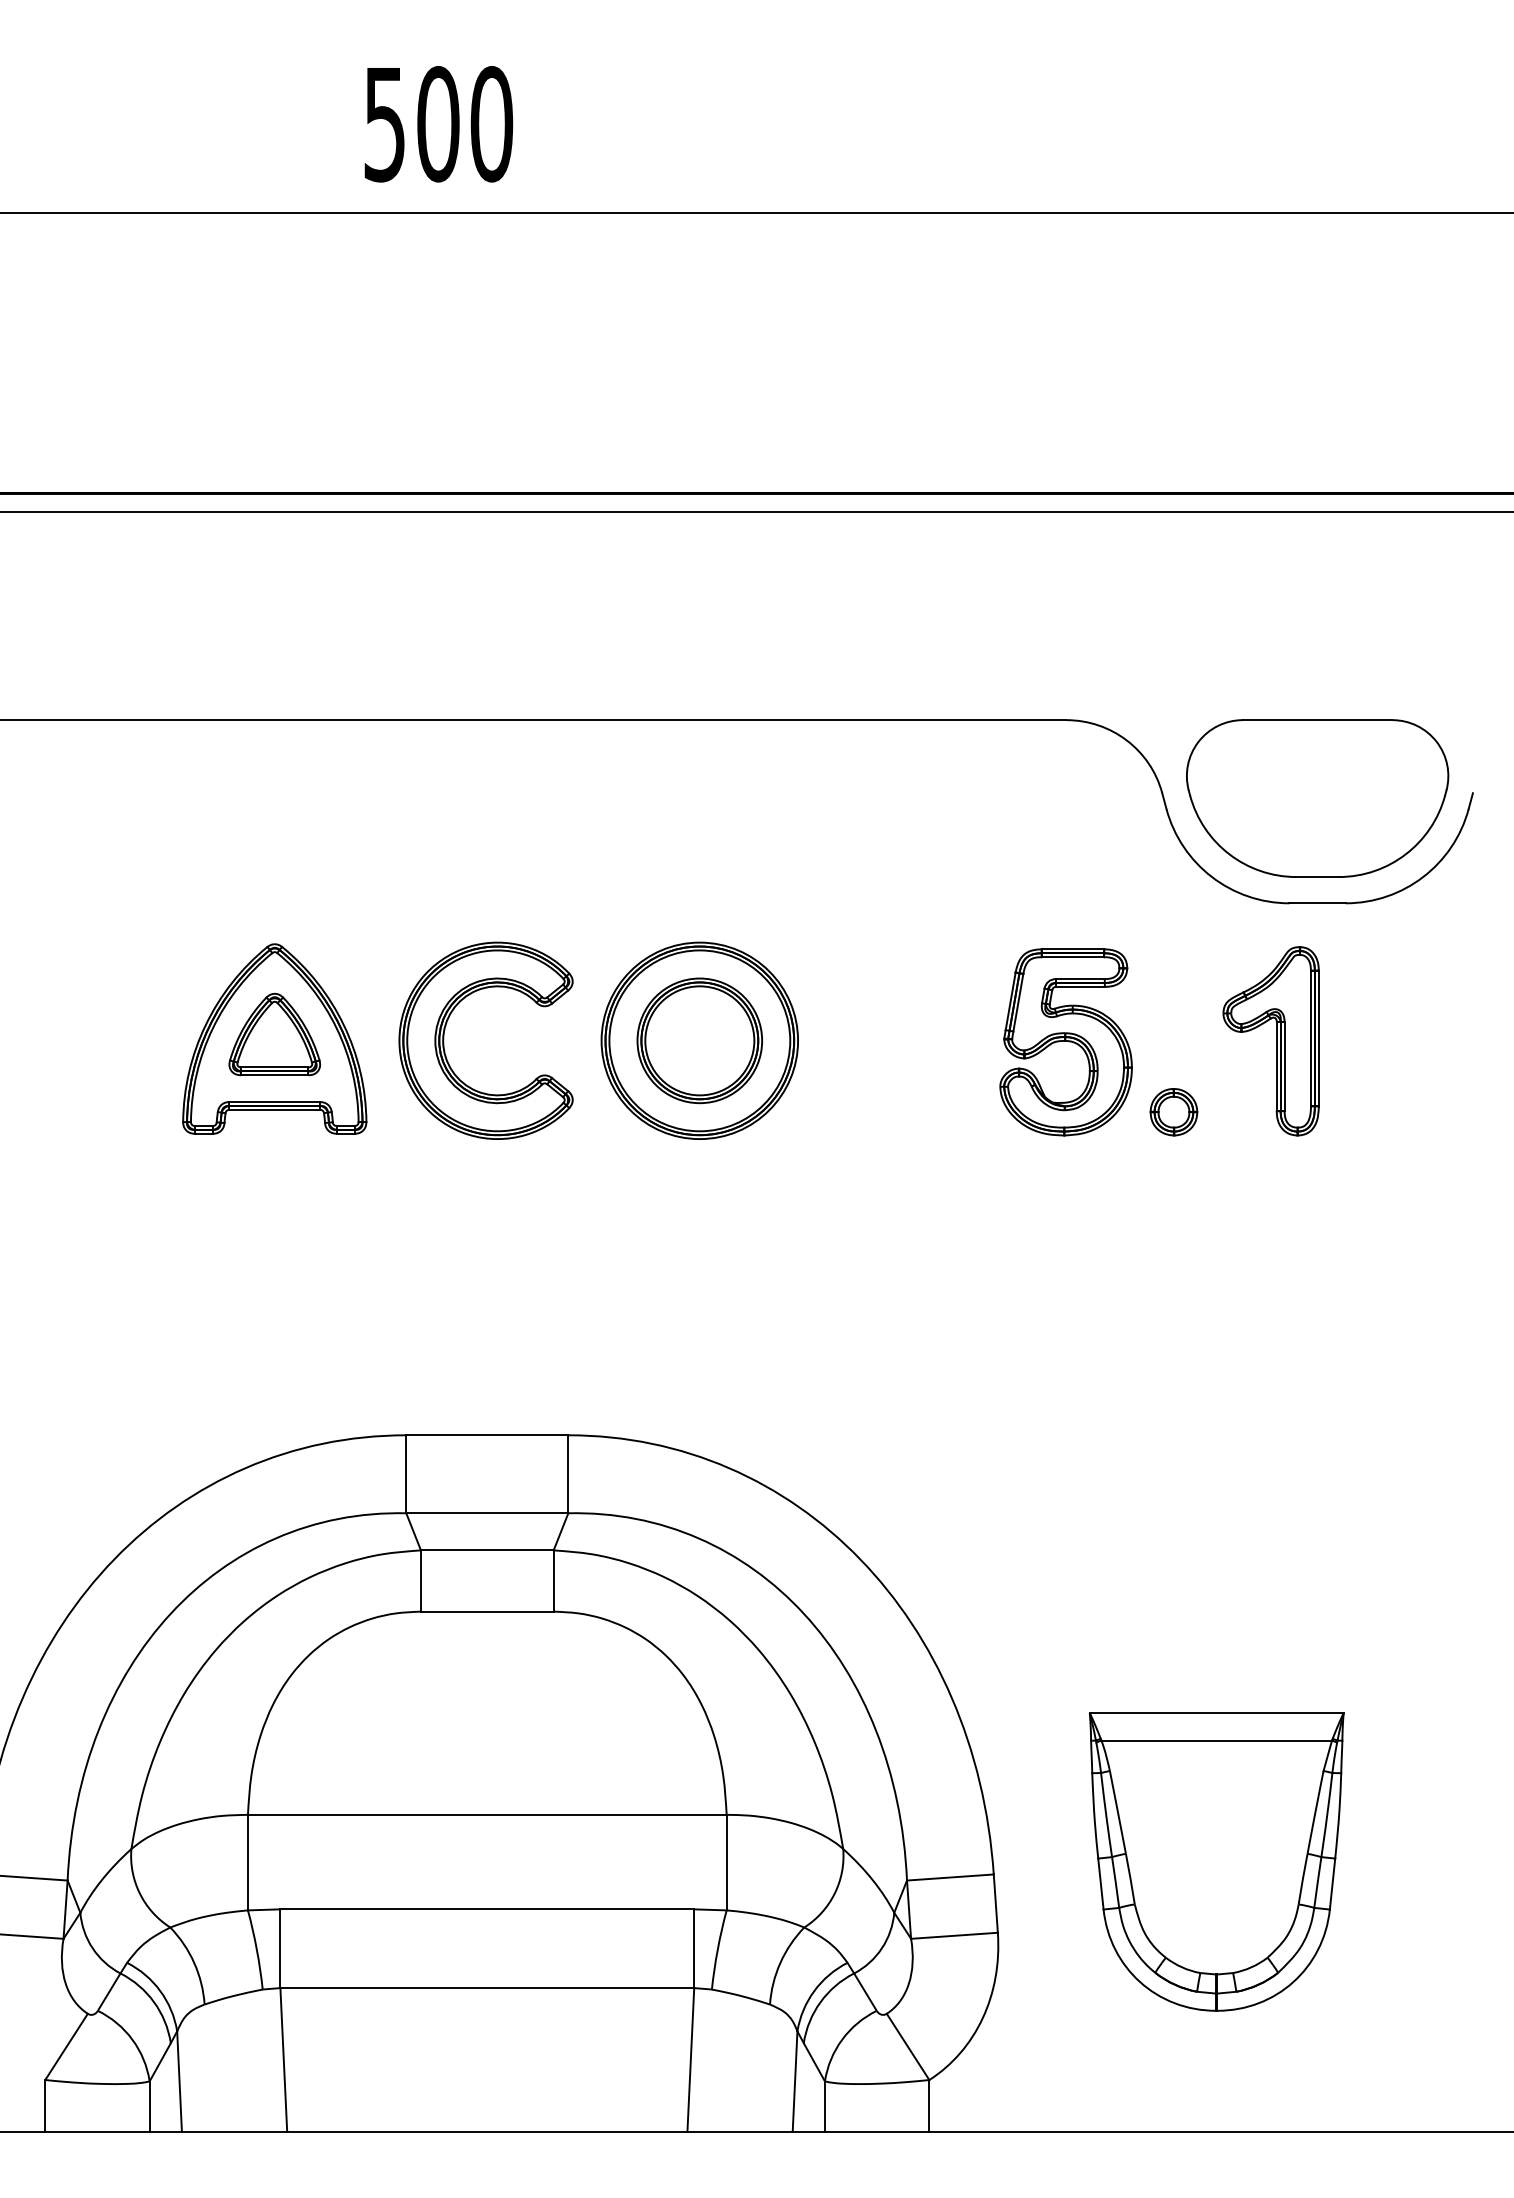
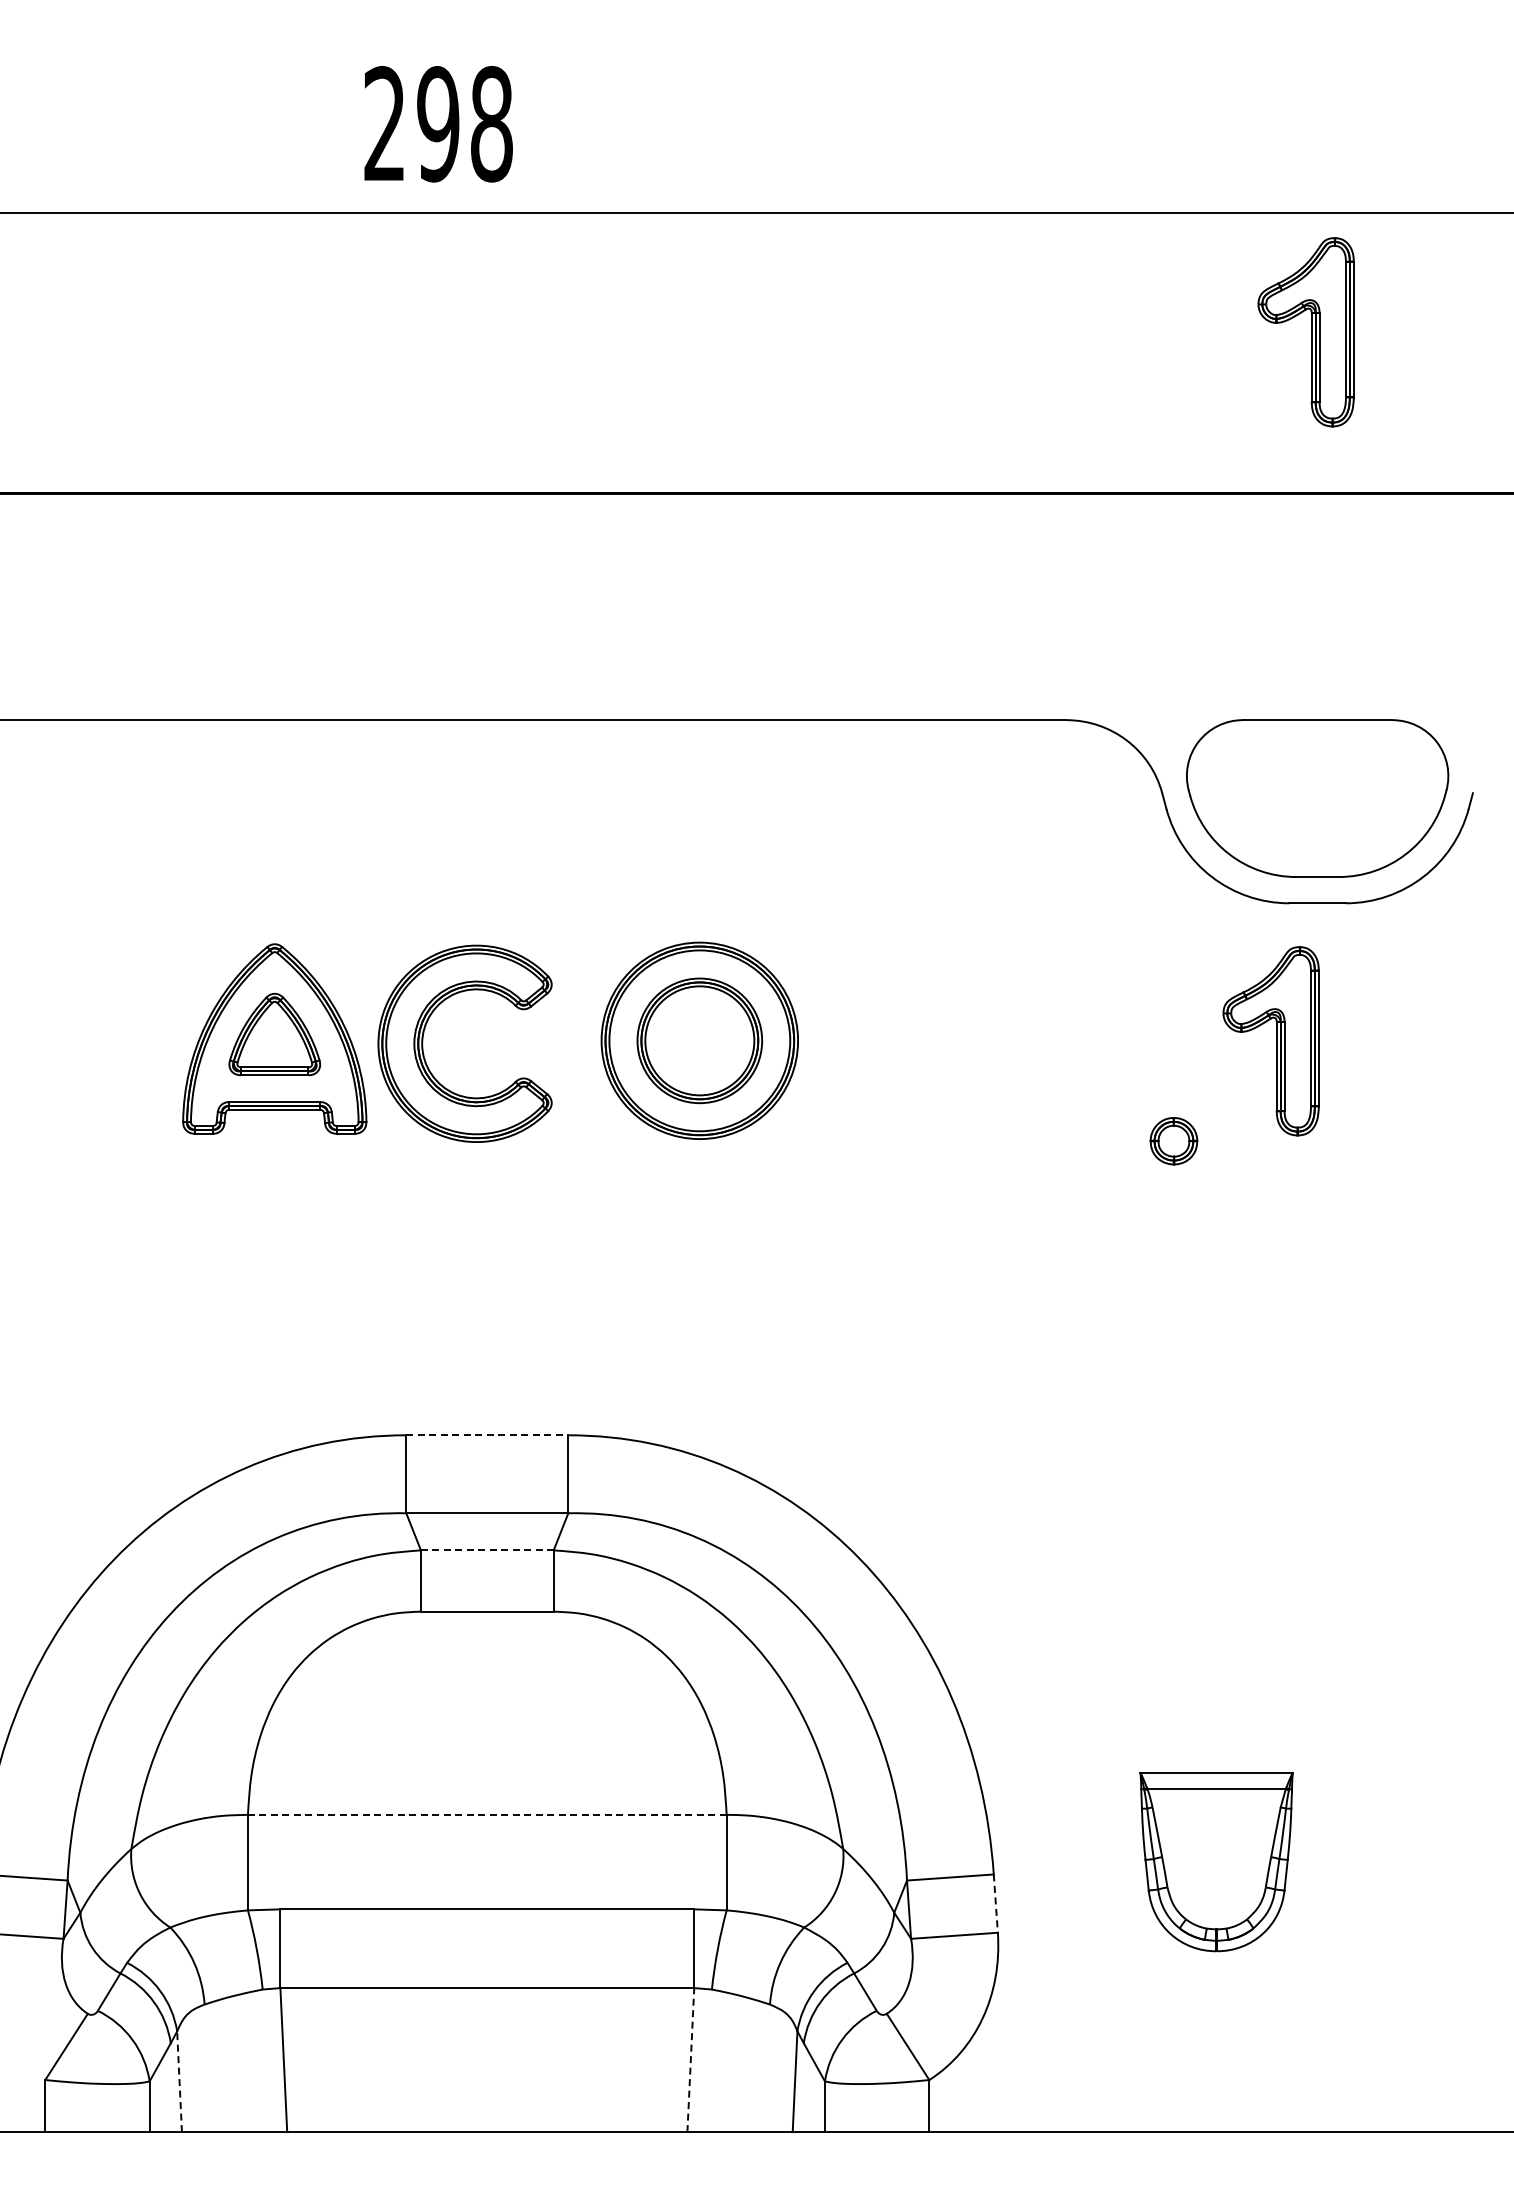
text: 500 -> 298 (438, 124)
part: none -> present (1305, 332)
line: present -> none (756, 511)
part position: (444, 1040) -> (423, 1043) (423, 1043)
part: present -> none (1065, 1042)
part position: (1173, 1112) -> (1173, 1141) (1173, 1141)
line: solid -> dashed (487, 1435)
line: solid -> dashed (487, 1550)
line: solid -> dashed (487, 1814)
part size: 257x300 px -> 155x181 px (1216, 1862)
line: solid -> dashed (995, 1904)
line: solid -> dashed (690, 2059)
line: solid -> dashed (179, 2081)
